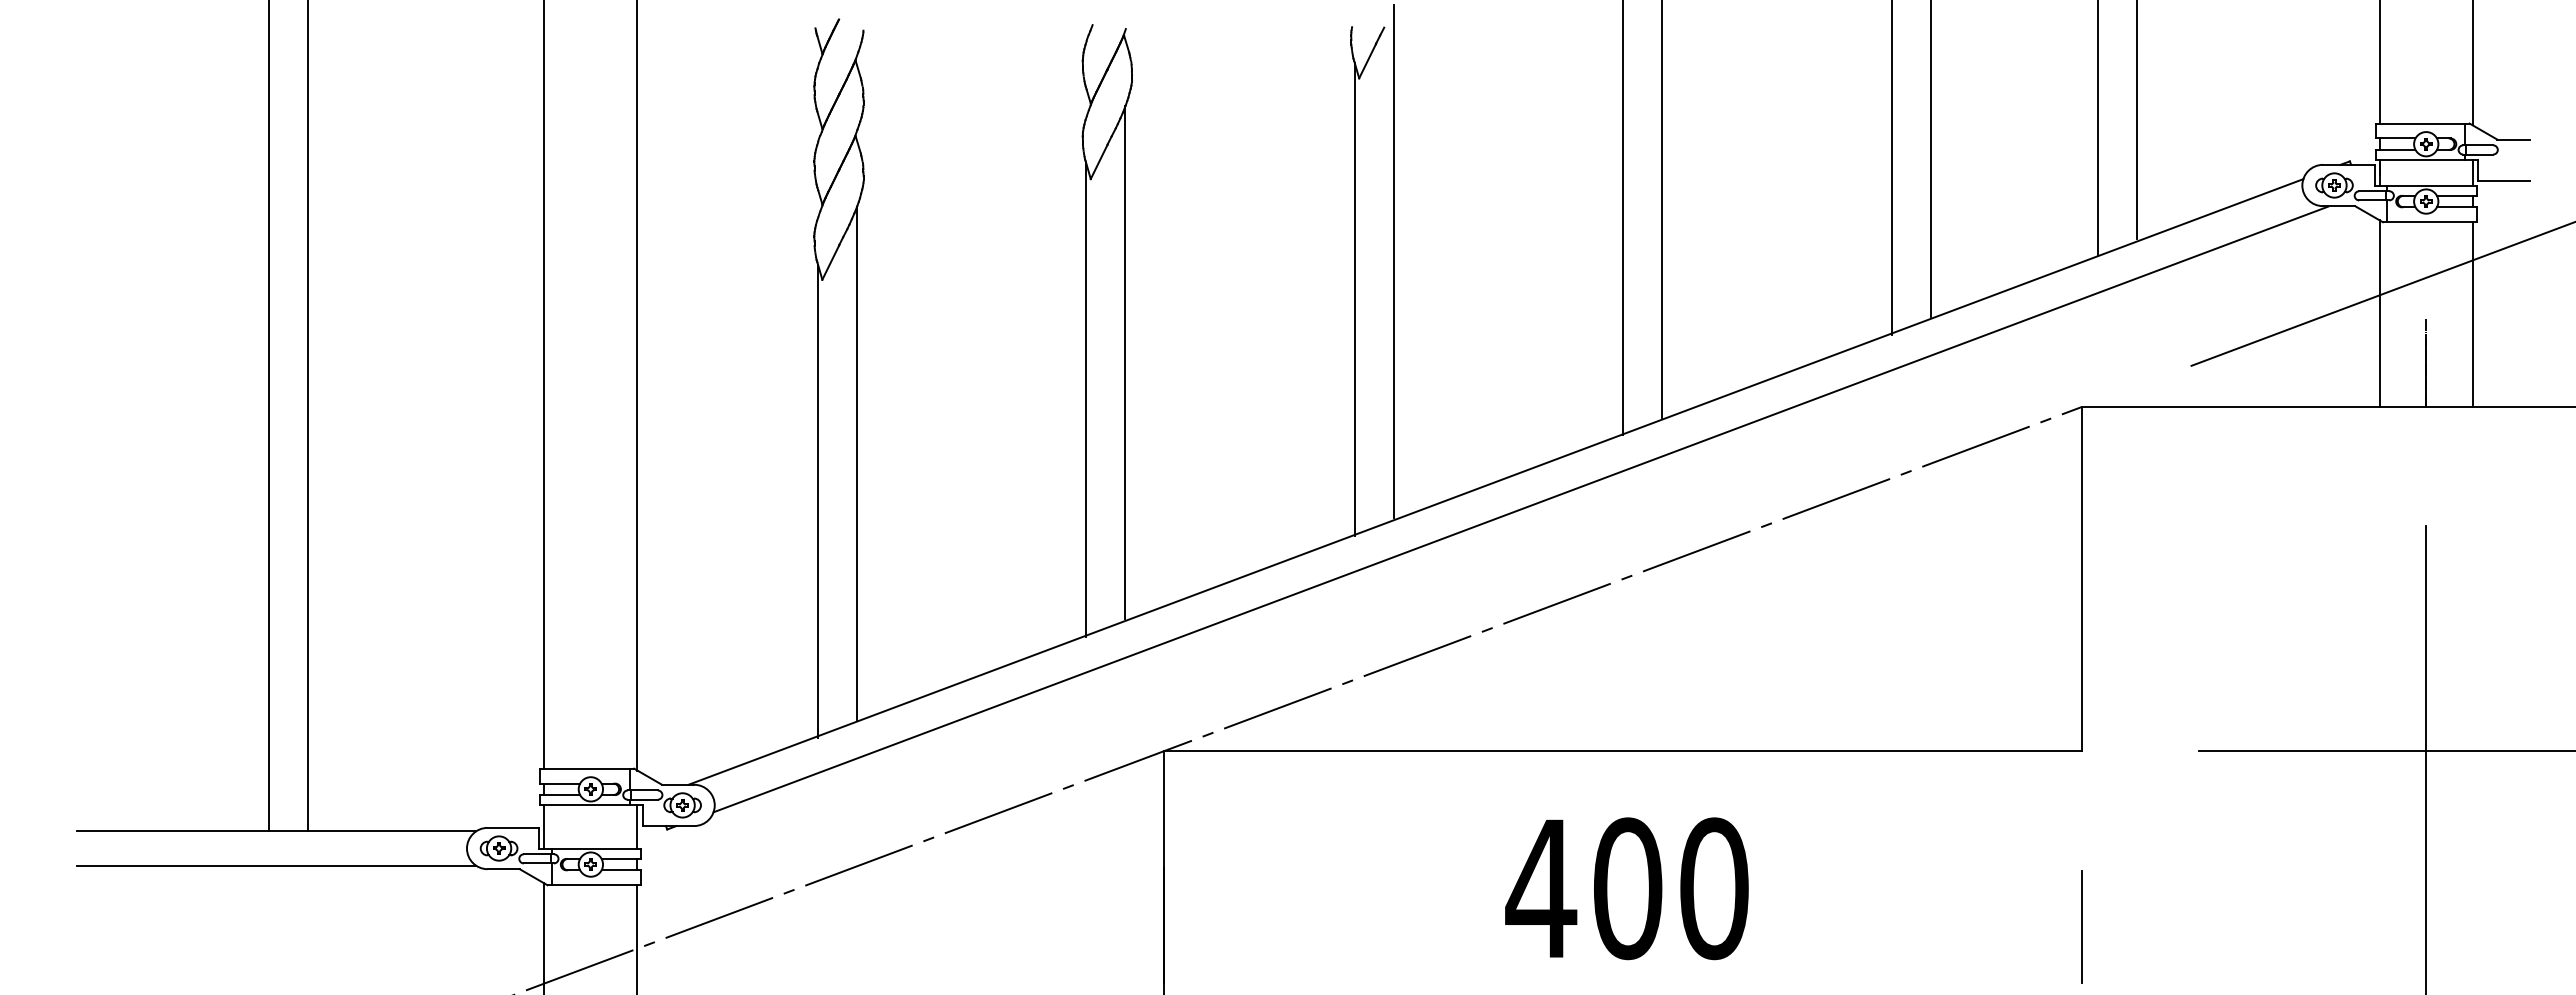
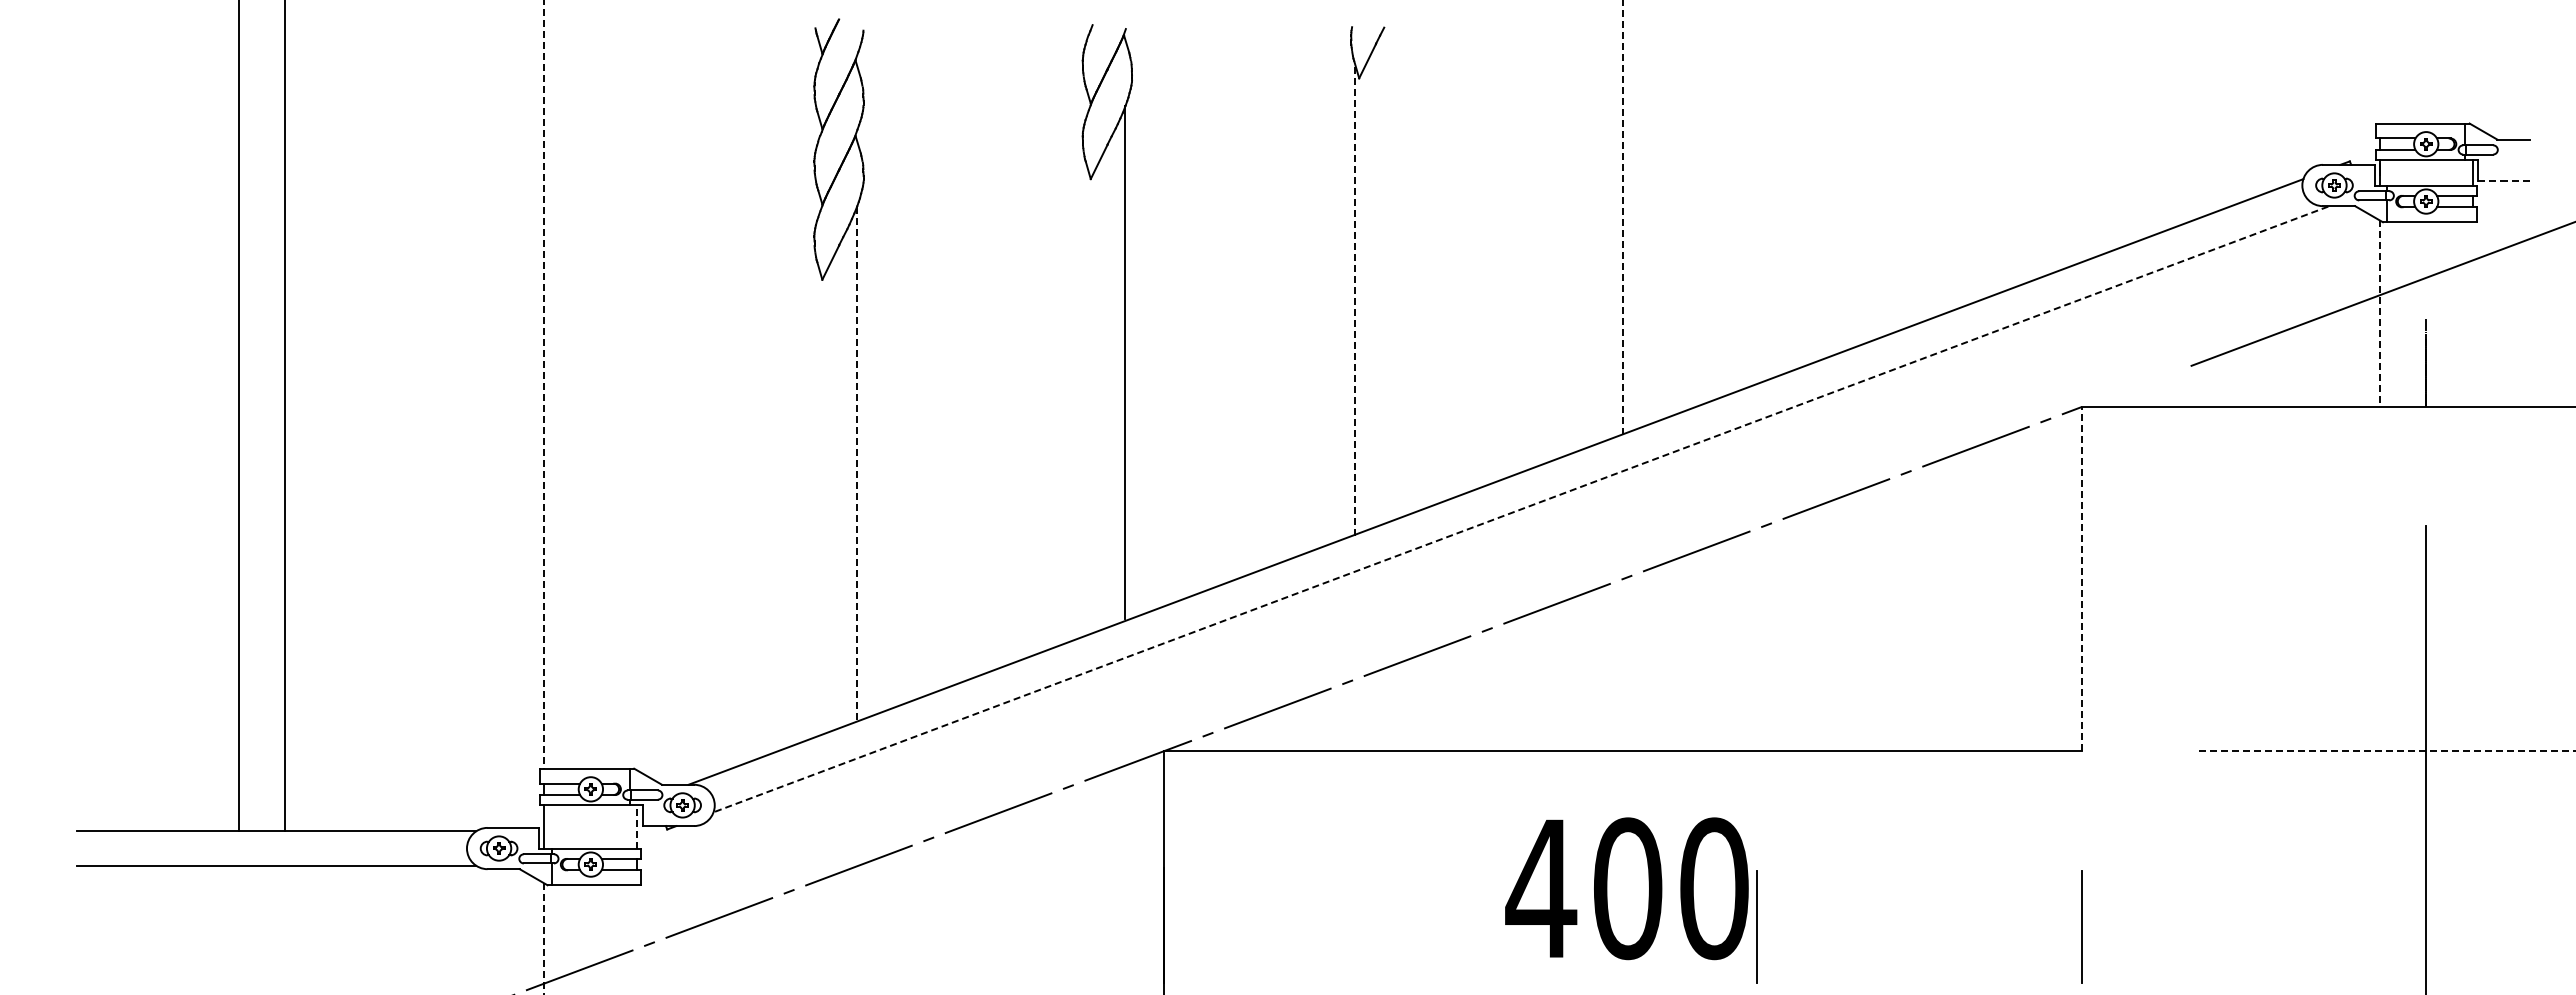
line: present -> none (2379, 62)
line: present -> none (2472, 63)
line: present -> none (2137, 120)
line: present -> none (2098, 129)
line: present -> none (1930, 159)
line: present -> none (1891, 168)
line: solid -> dashed (2503, 180)
line: present -> none (1662, 209)
line: solid -> dashed (1623, 217)
line: present -> none (1393, 261)
line: solid -> dashed (1354, 299)
line: solid -> dashed (2379, 314)
line: present -> none (2472, 314)
line: solid -> dashed (544, 384)
line: present -> none (637, 386)
line: present -> none (1086, 399)
line position: (268, 416) -> (238, 416) (238, 416)
line position: (307, 416) -> (284, 416) (284, 416)
line: solid -> dashed (857, 462)
line: present -> none (818, 500)
line: solid -> dashed (1520, 509)
line: solid -> dashed (2082, 578)
line: solid -> dashed (2387, 751)
line: solid -> dashed (637, 826)
line: none -> present (1756, 926)
line: present -> none (637, 938)
line: solid -> dashed (544, 939)
